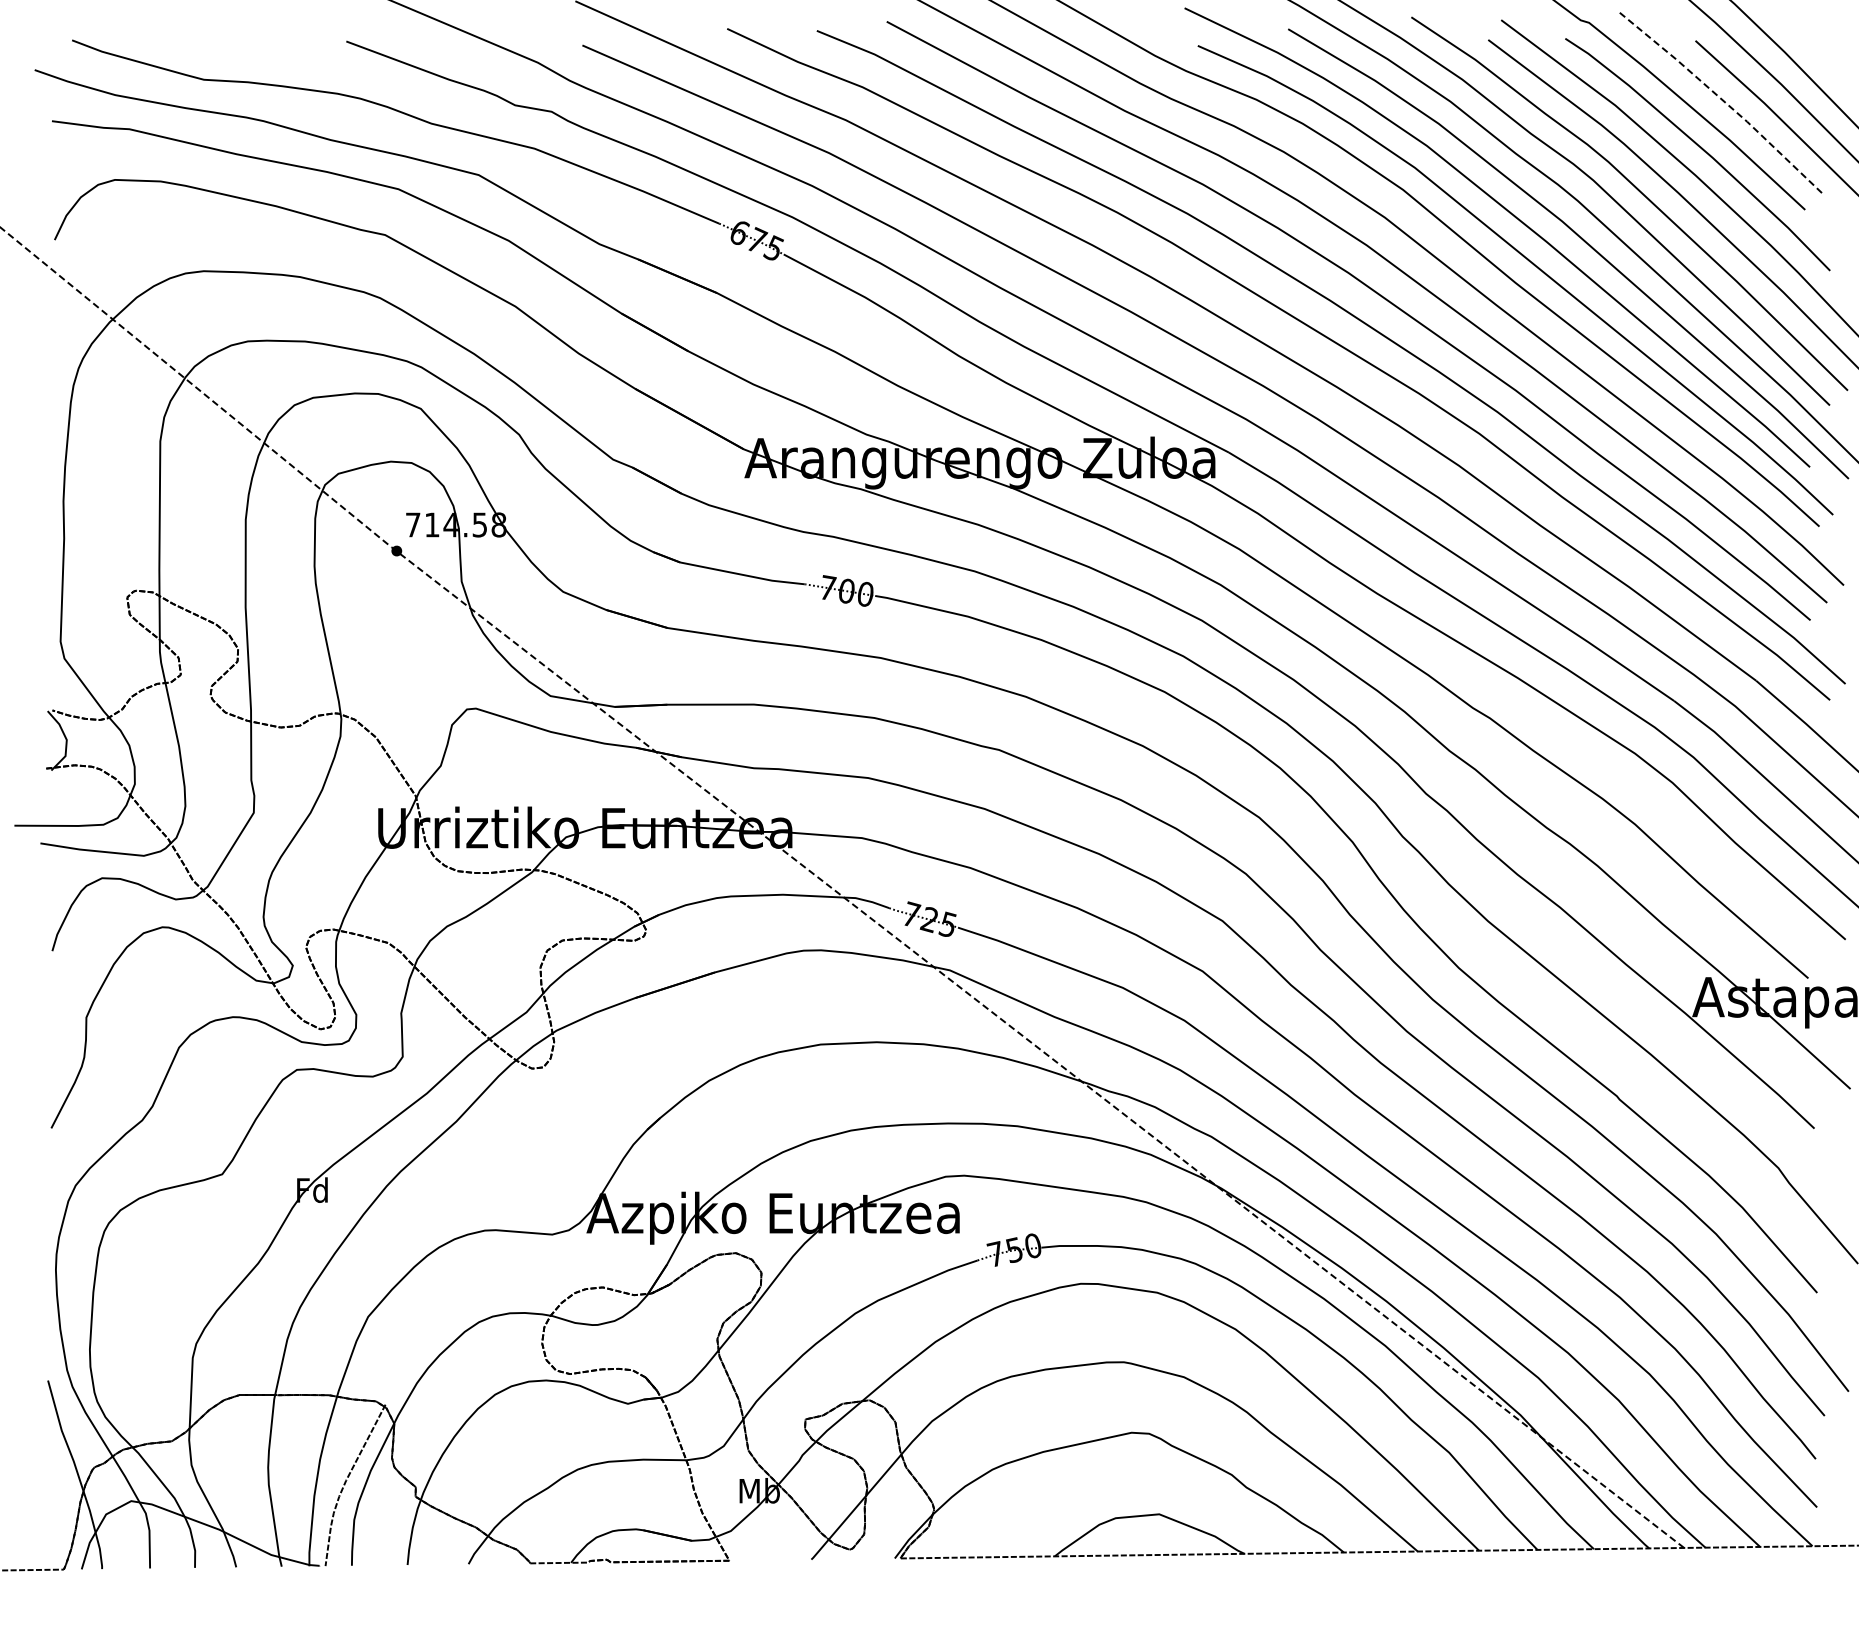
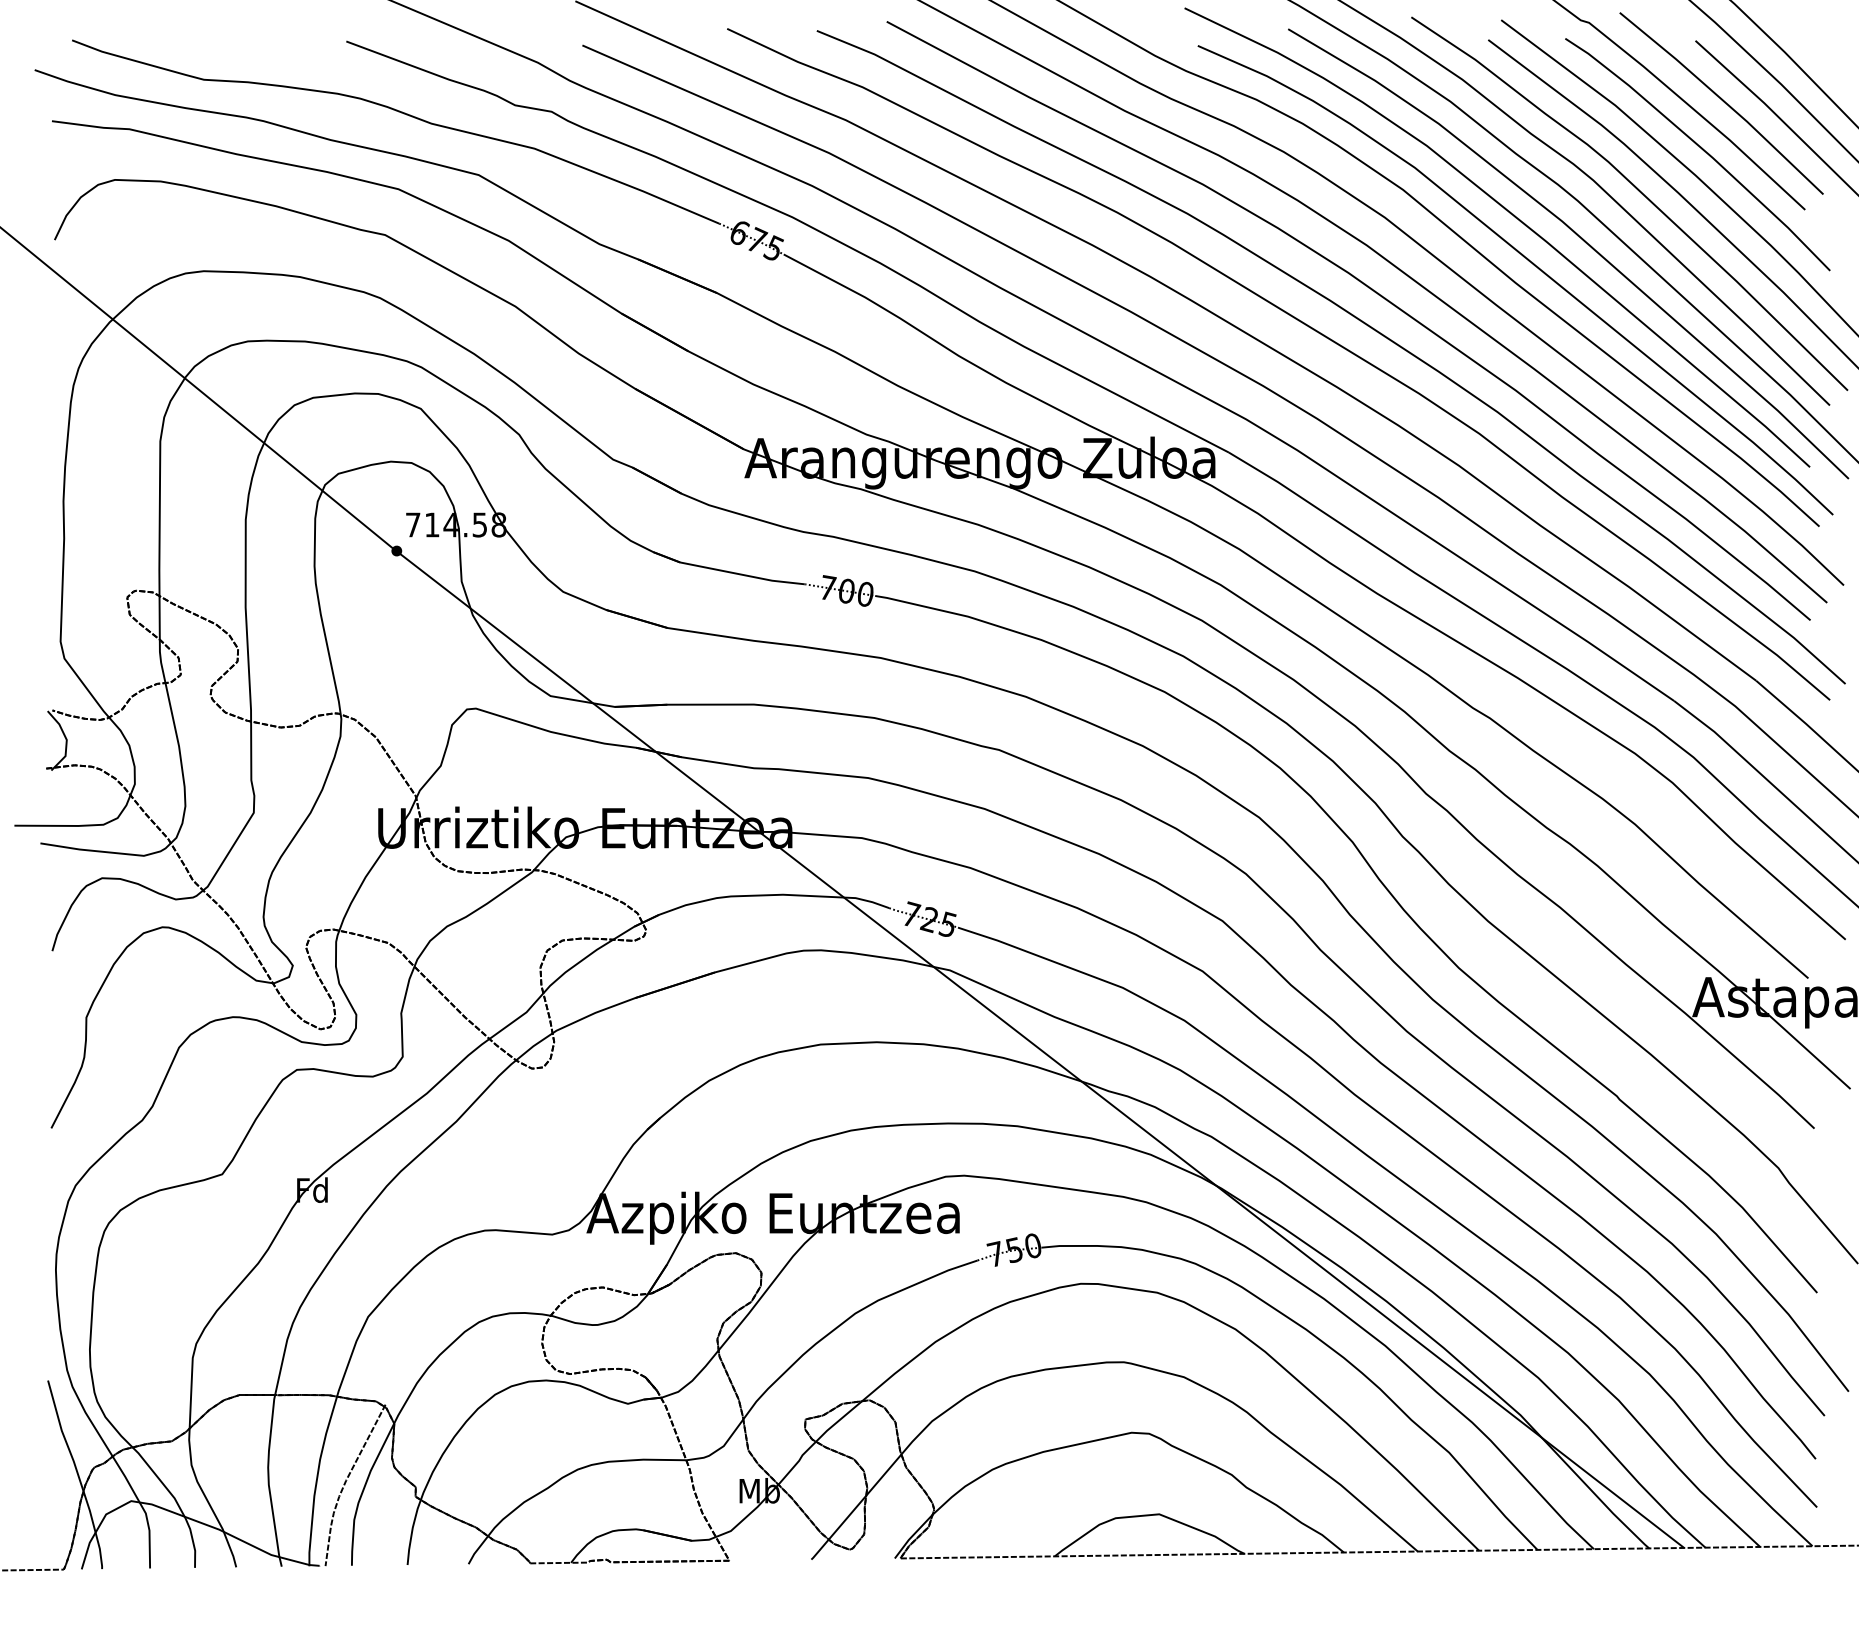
line: dashed -> solid (1724, 101)
line: dashed -> solid (837, 892)
